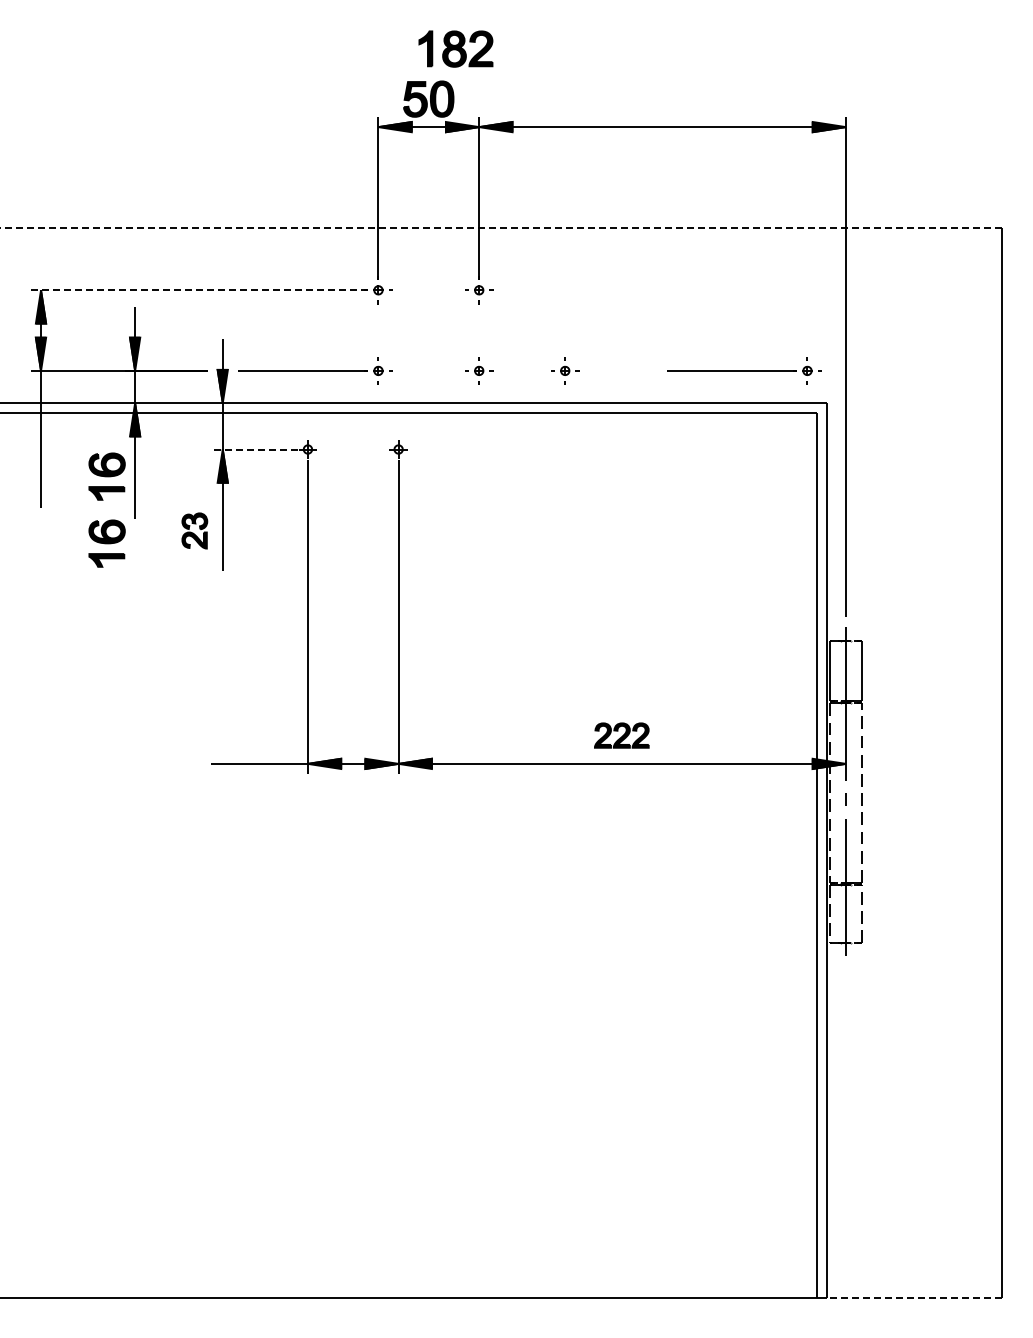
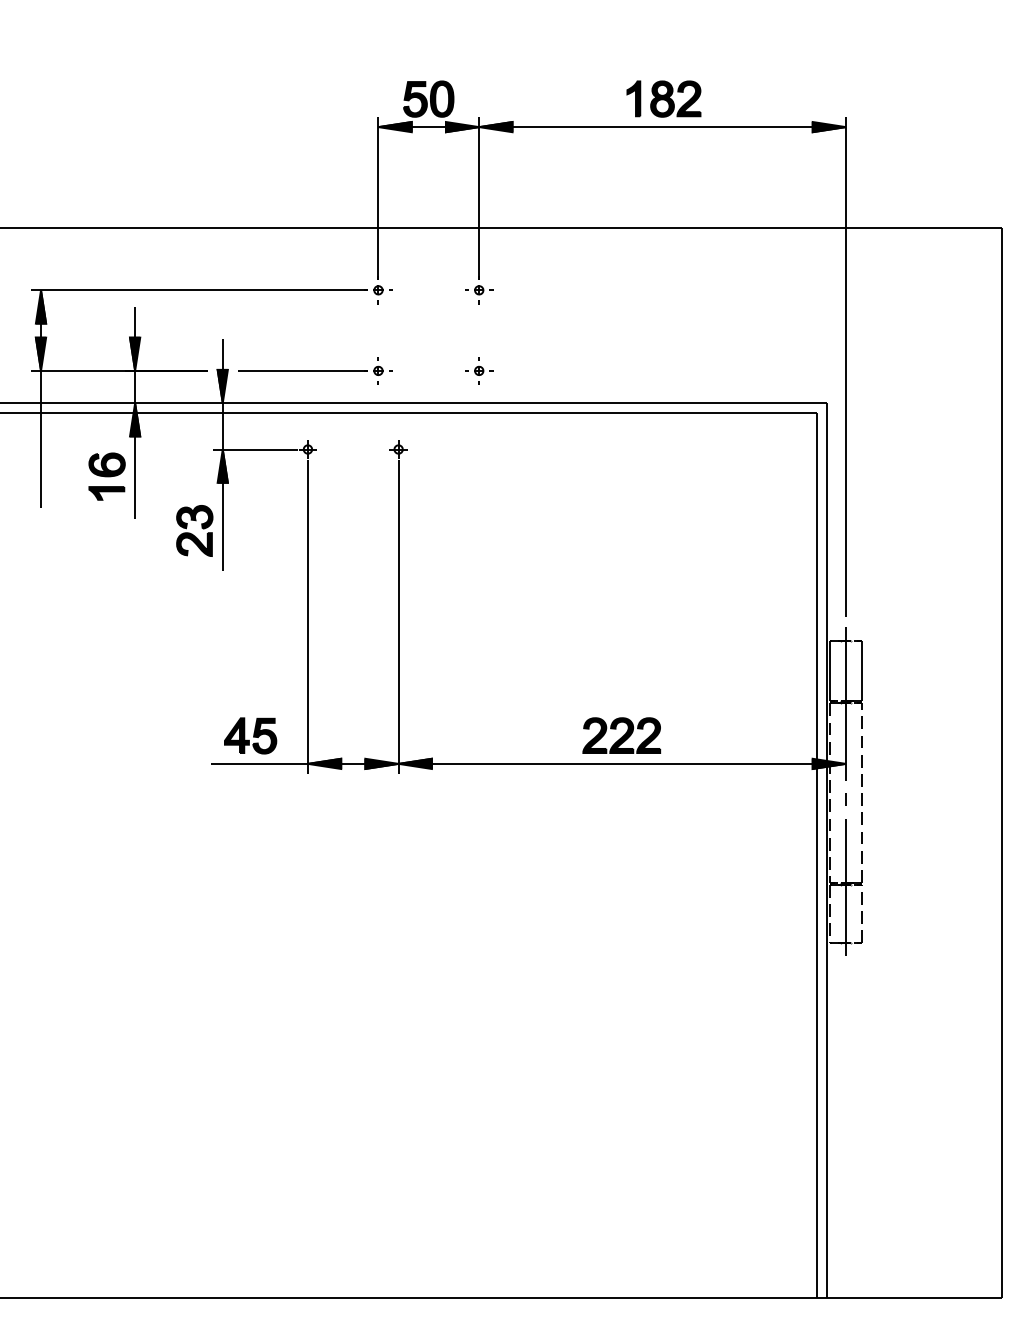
part position: (455, 48) -> (663, 98) (663, 98)
line: dashed -> solid (501, 227)
line: dashed -> solid (199, 290)
part: present -> none (565, 370)
part: present -> none (744, 370)
line: dashed -> solid (255, 449)
part size: 28x38 px -> 38x52 px (194, 530)
part: present -> none (106, 543)
part: none -> present (250, 735)
part size: 56x27 px -> 80x37 px (621, 735)
line: dashed -> solid (914, 1297)
